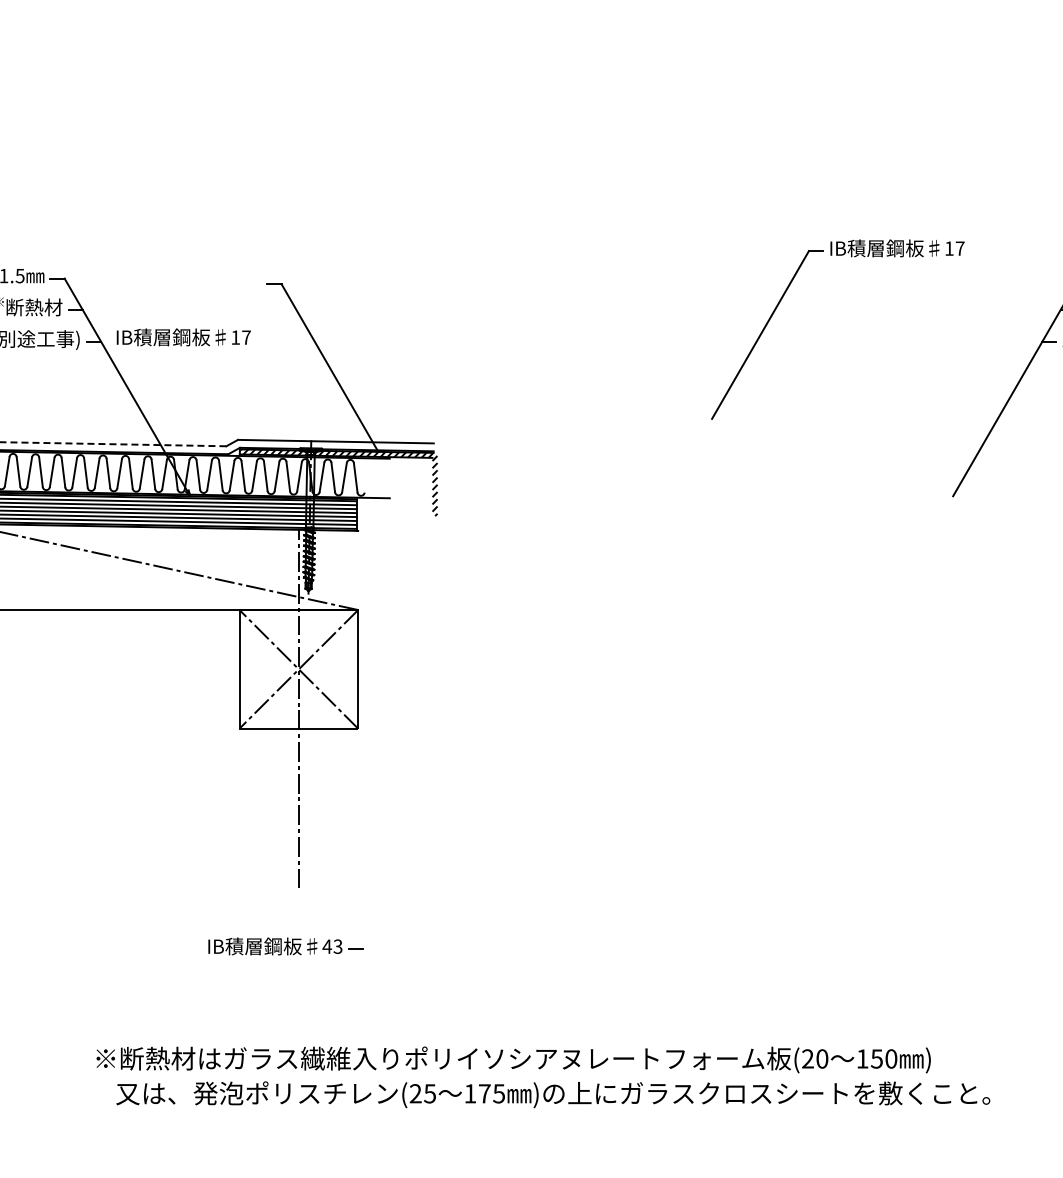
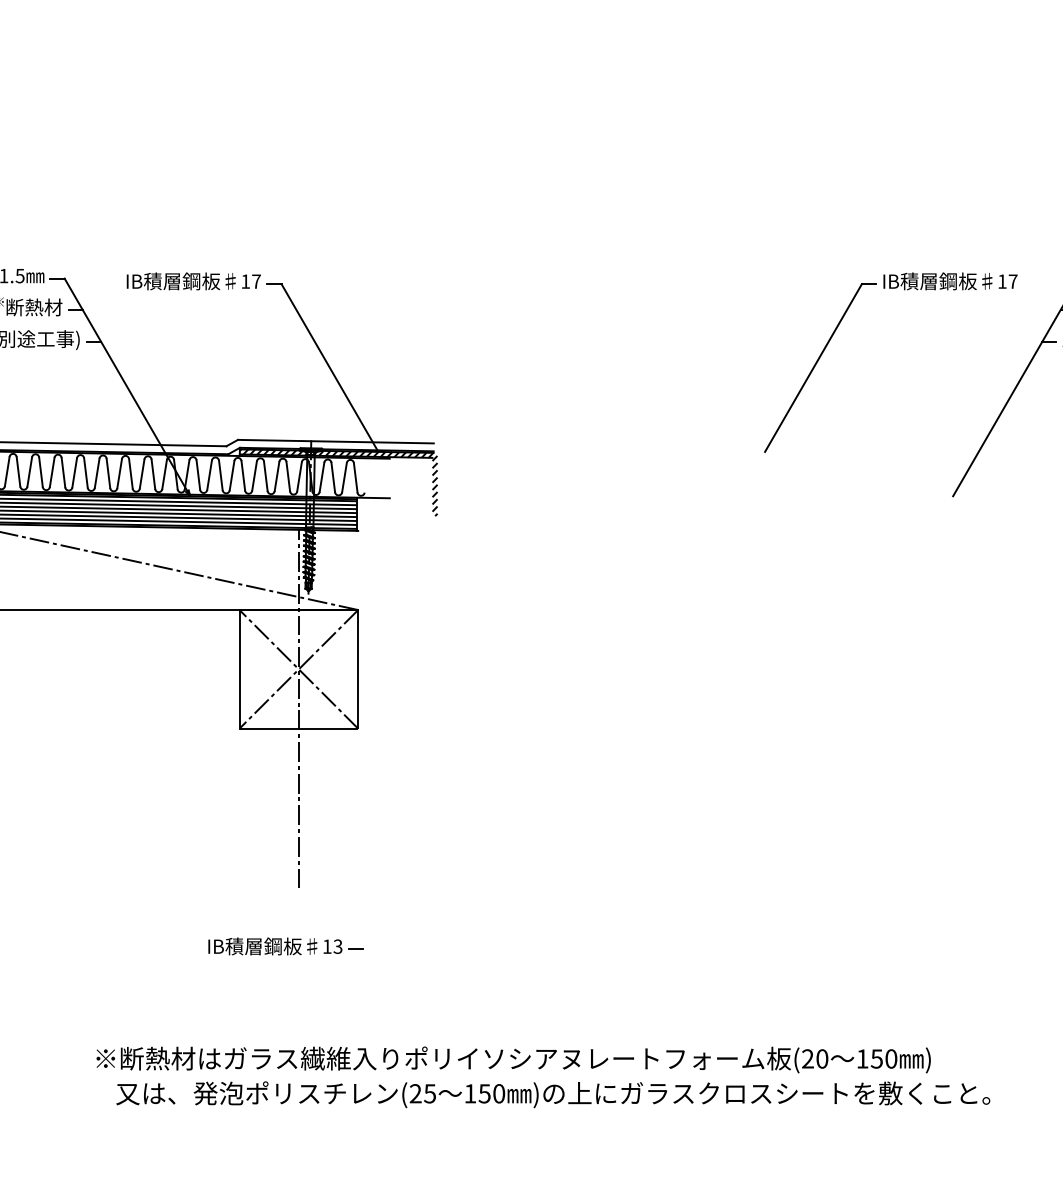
part position: (782, 299) -> (835, 332) (835, 332)
text position: (183, 337) -> (193, 281) (193, 281)
line: dashed -> solid (112, 444)
text: 43 -> 13 (327, 946)
text: 175 -> 150 (491, 1093)
